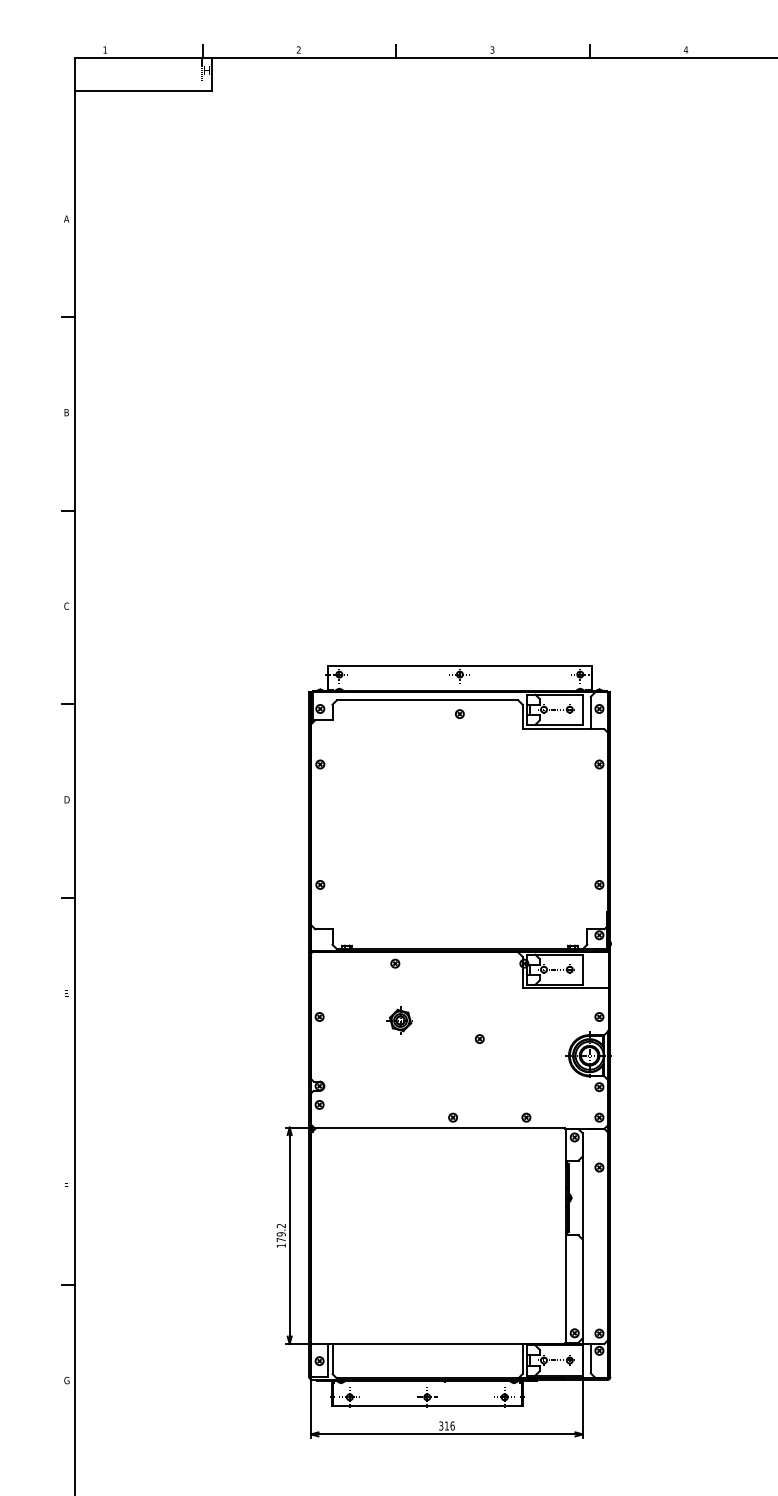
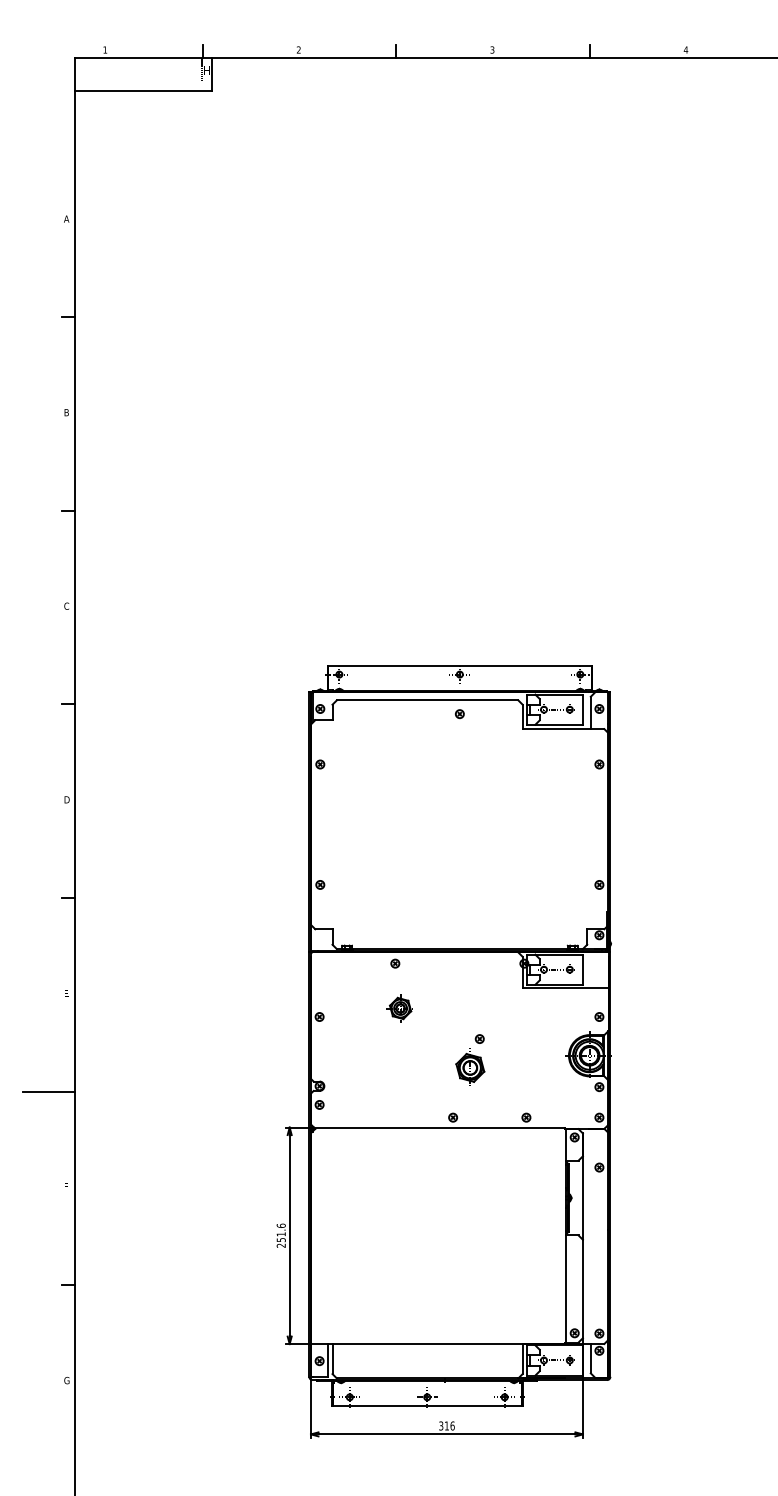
part position: (399, 1020) -> (399, 1008) (399, 1008)
part: none -> present (470, 1066)
line: none -> present (49, 1091)
text: 179.2 -> 251.6 (280, 1235)
